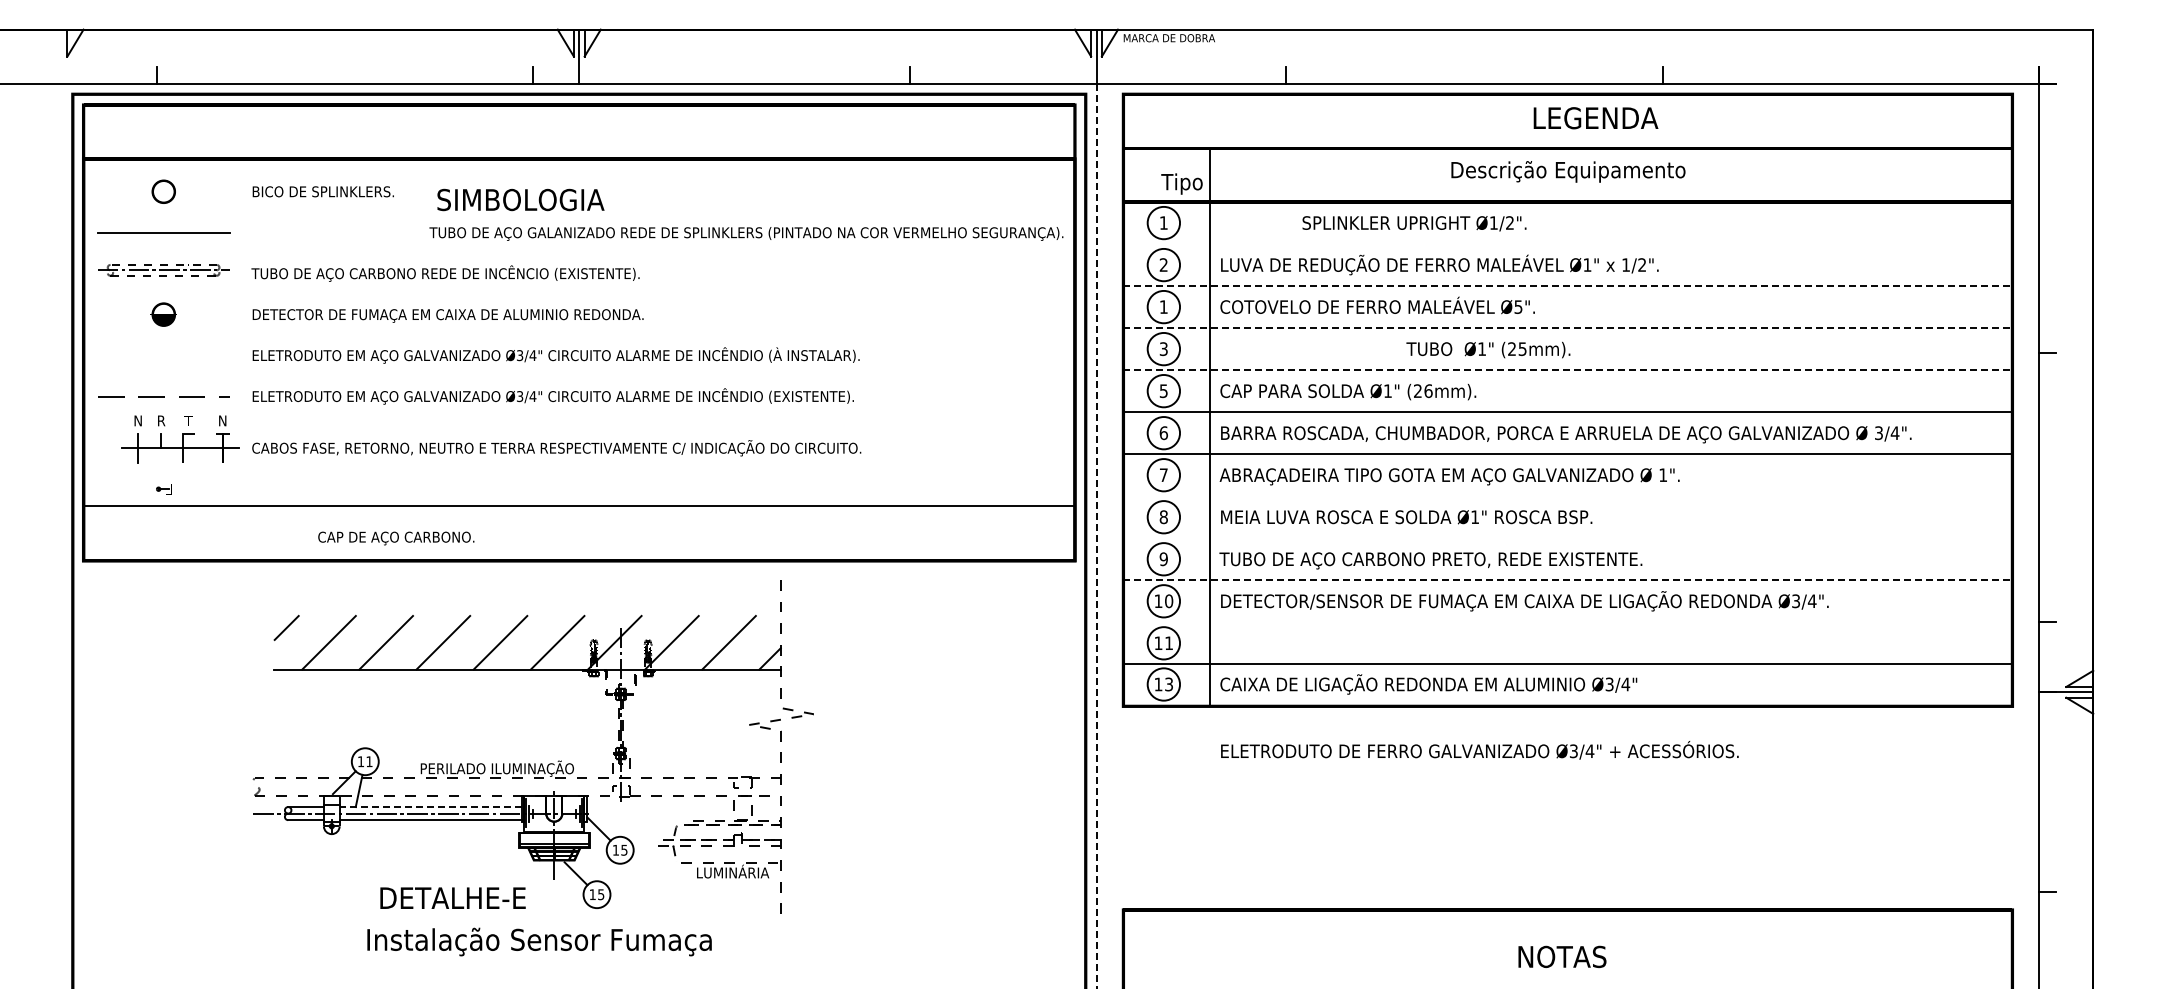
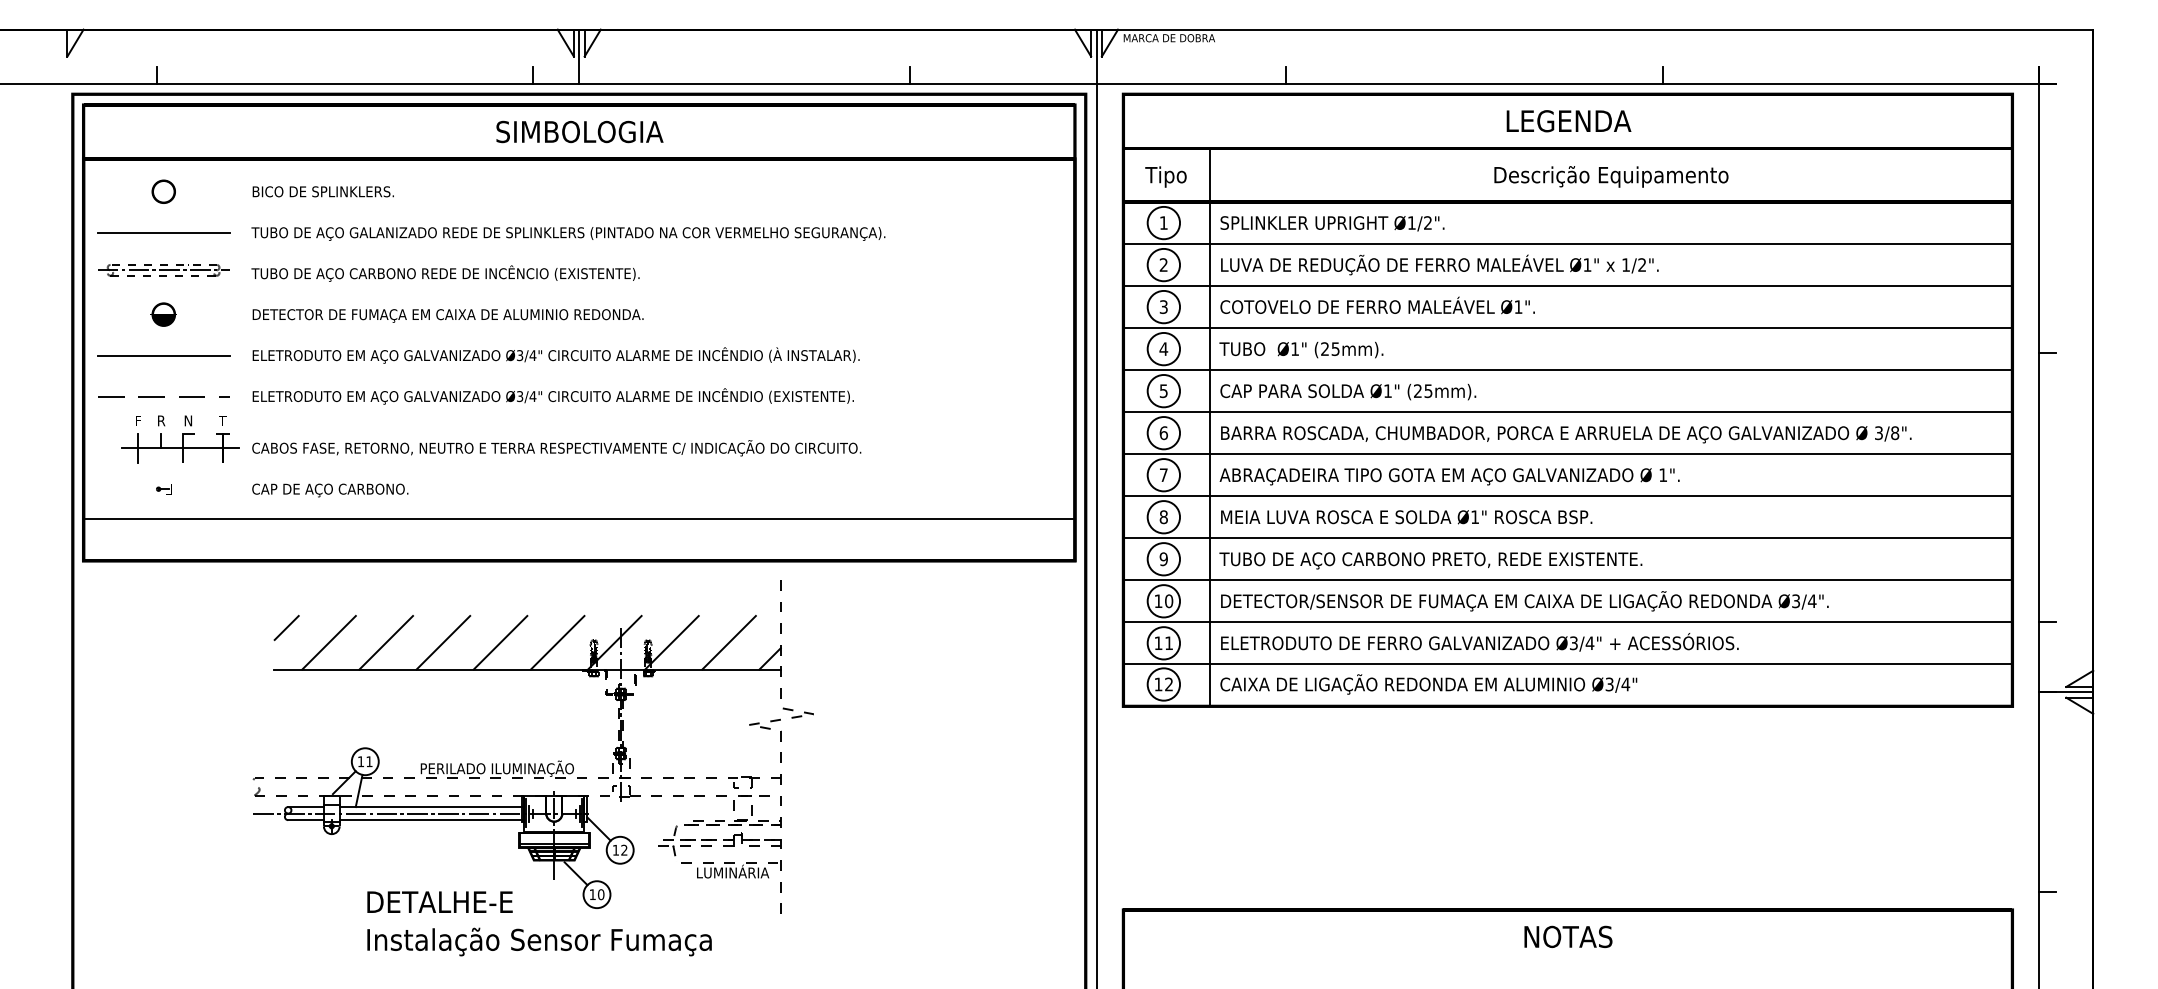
text position: (1595, 118) -> (1568, 121) (1568, 121)
text position: (1568, 171) -> (1611, 176) (1611, 176)
text position: (1181, 183) -> (1165, 176) (1165, 176)
text position: (520, 199) -> (579, 131) (579, 131)
text position: (1414, 223) -> (1332, 223) (1332, 223)
text position: (746, 233) -> (568, 233) (568, 233)
line: none -> present (1567, 244)
line: dashed -> solid (1568, 286)
text: 1 -> 3 (1163, 306)
text: Ø5". -> Ø1". (1518, 306)
line: dashed -> solid (1568, 328)
text: 3 -> 4 (1163, 349)
text position: (1488, 349) -> (1301, 349) (1301, 349)
line: none -> present (163, 355)
line: dashed -> solid (1568, 370)
text: (26mm). -> (25mm). (1428, 391)
text: N -> F (137, 420)
text: T -> N (188, 420)
text: N -> T (222, 420)
text: 3/4". -> 3/8". (1894, 433)
line: none -> present (1567, 496)
line position: (578, 505) -> (578, 518) (578, 518)
line: dashed -> solid (1096, 536)
text position: (396, 538) -> (330, 490) (330, 490)
line: none -> present (1567, 538)
line: dashed -> solid (1568, 580)
line: none -> present (1567, 622)
text: 13 -> 12 (1168, 684)
text position: (1479, 750) -> (1479, 642) (1479, 642)
line: dashed -> solid (430, 807)
text: 15 -> 12 (624, 849)
text: 15 -> 10 (601, 894)
text position: (452, 897) -> (439, 901) (439, 901)
text position: (1562, 956) -> (1568, 936) (1568, 936)
